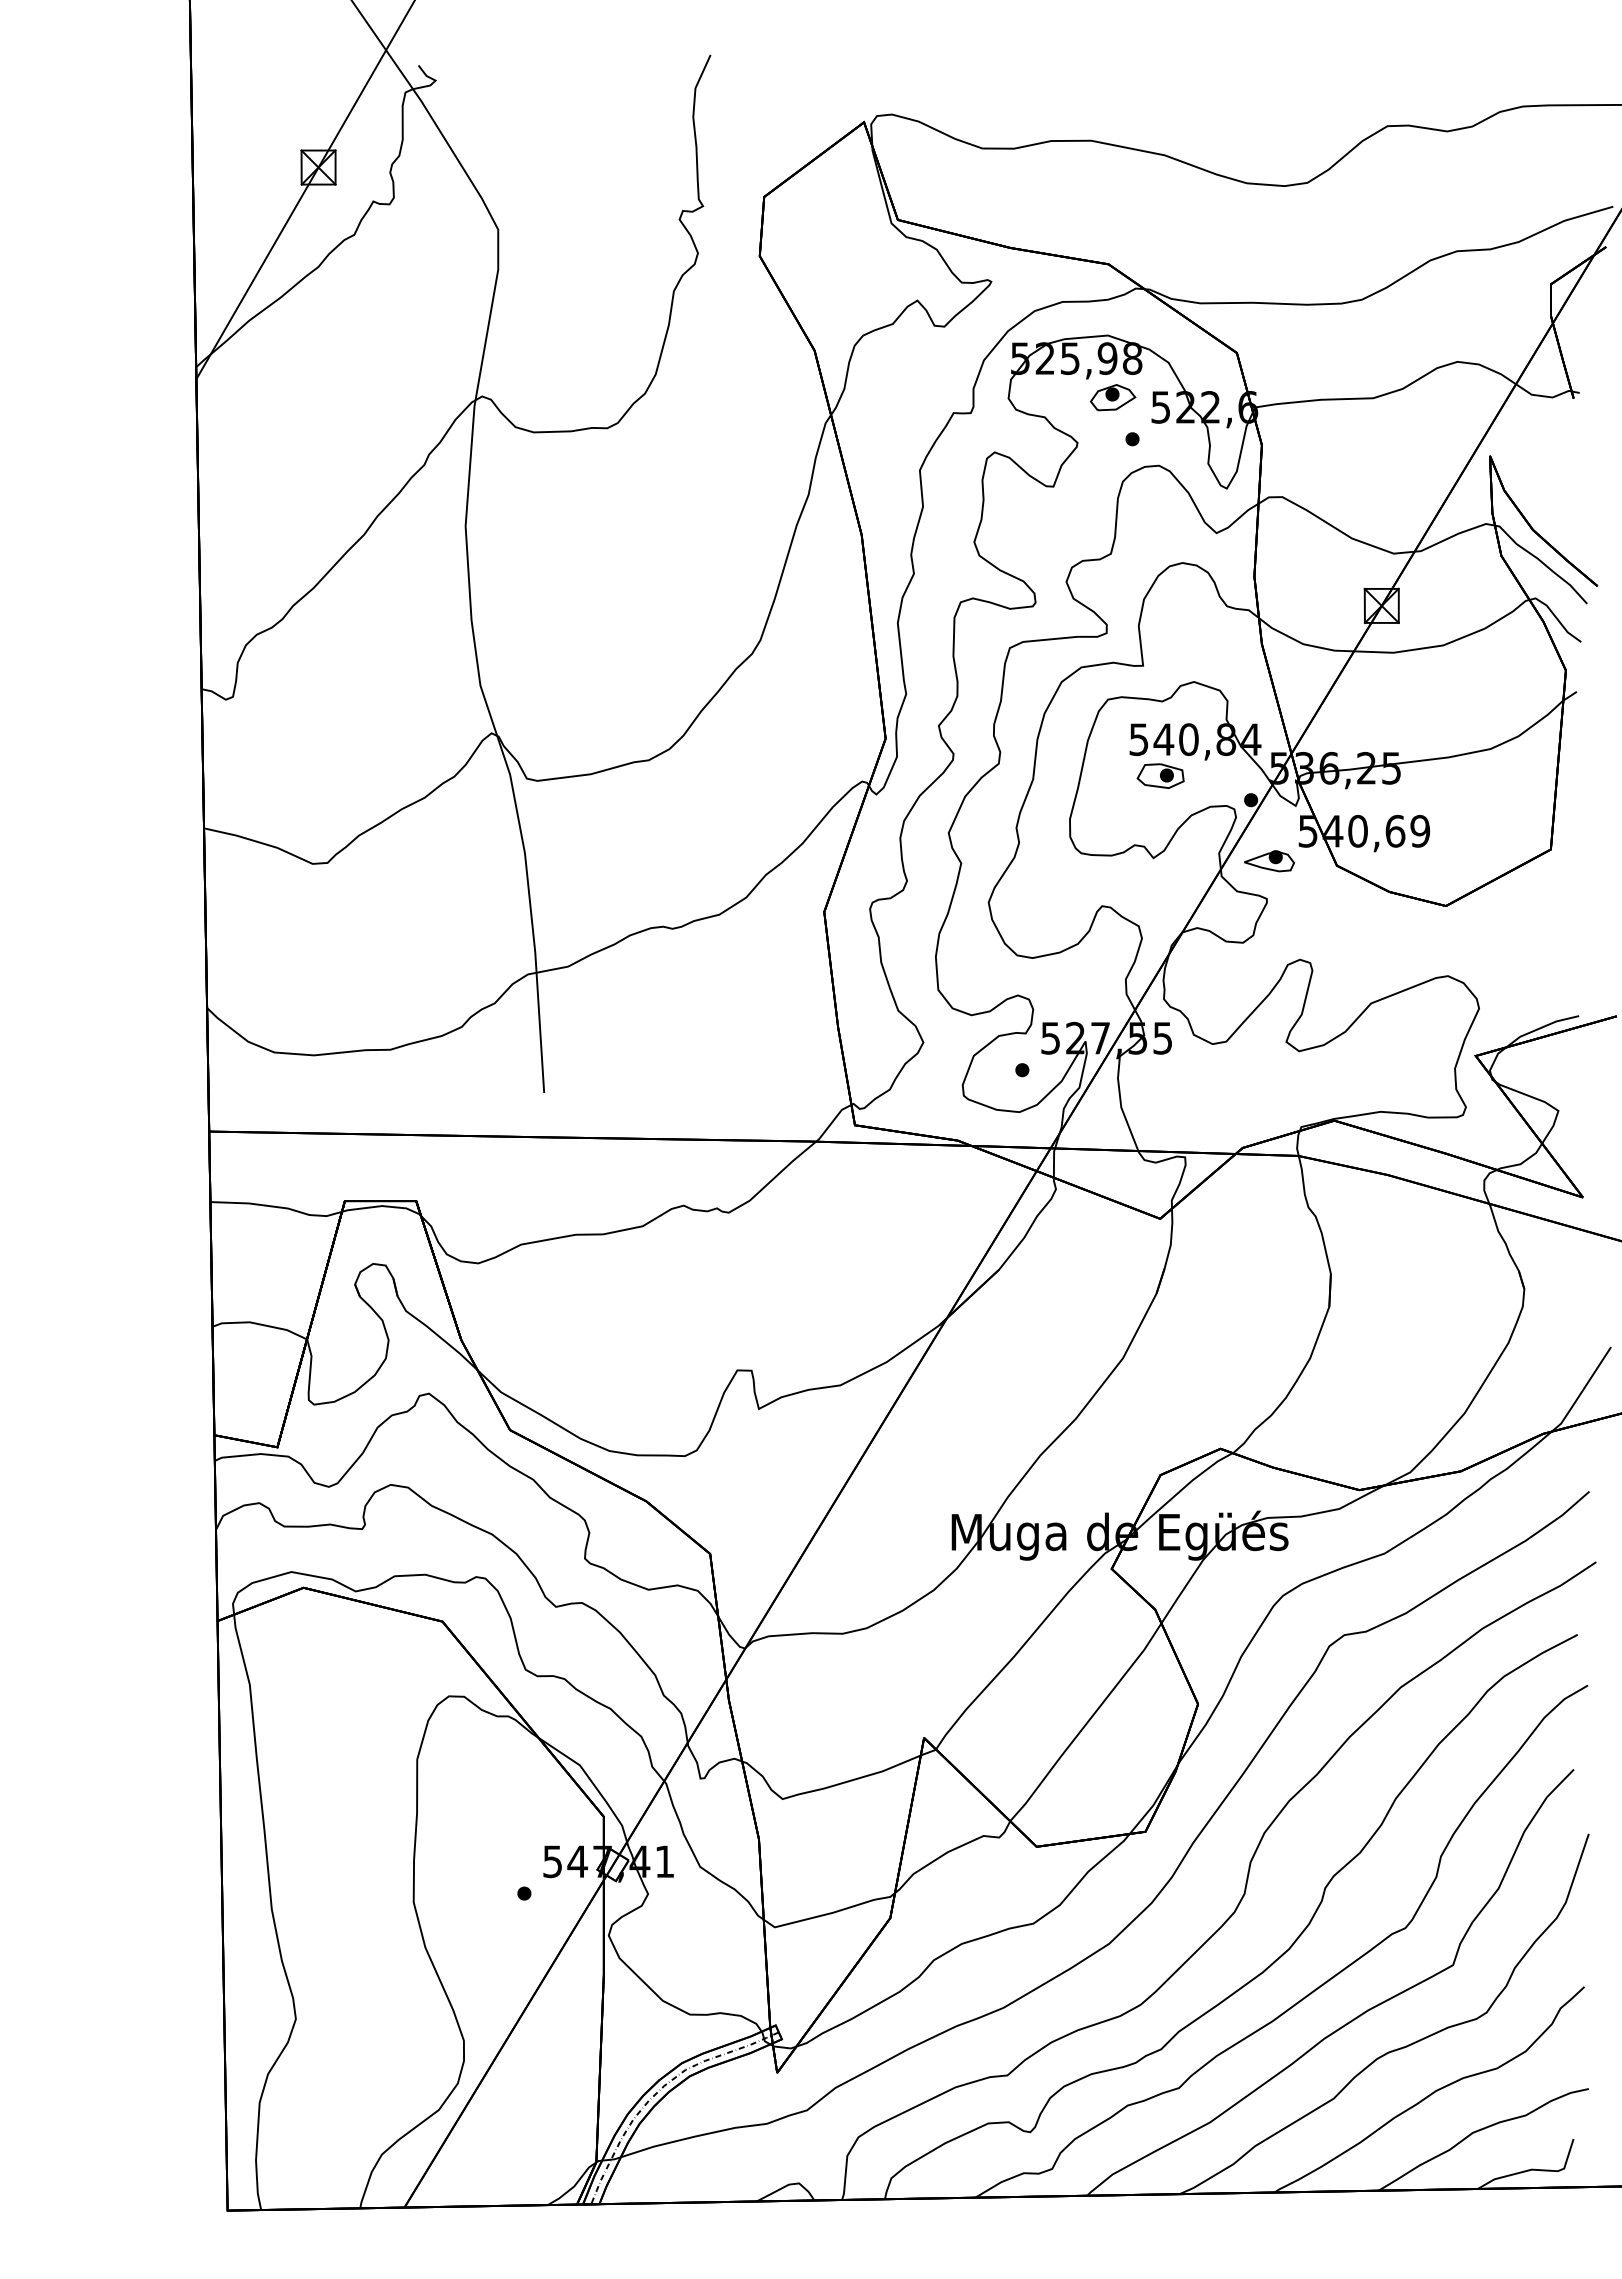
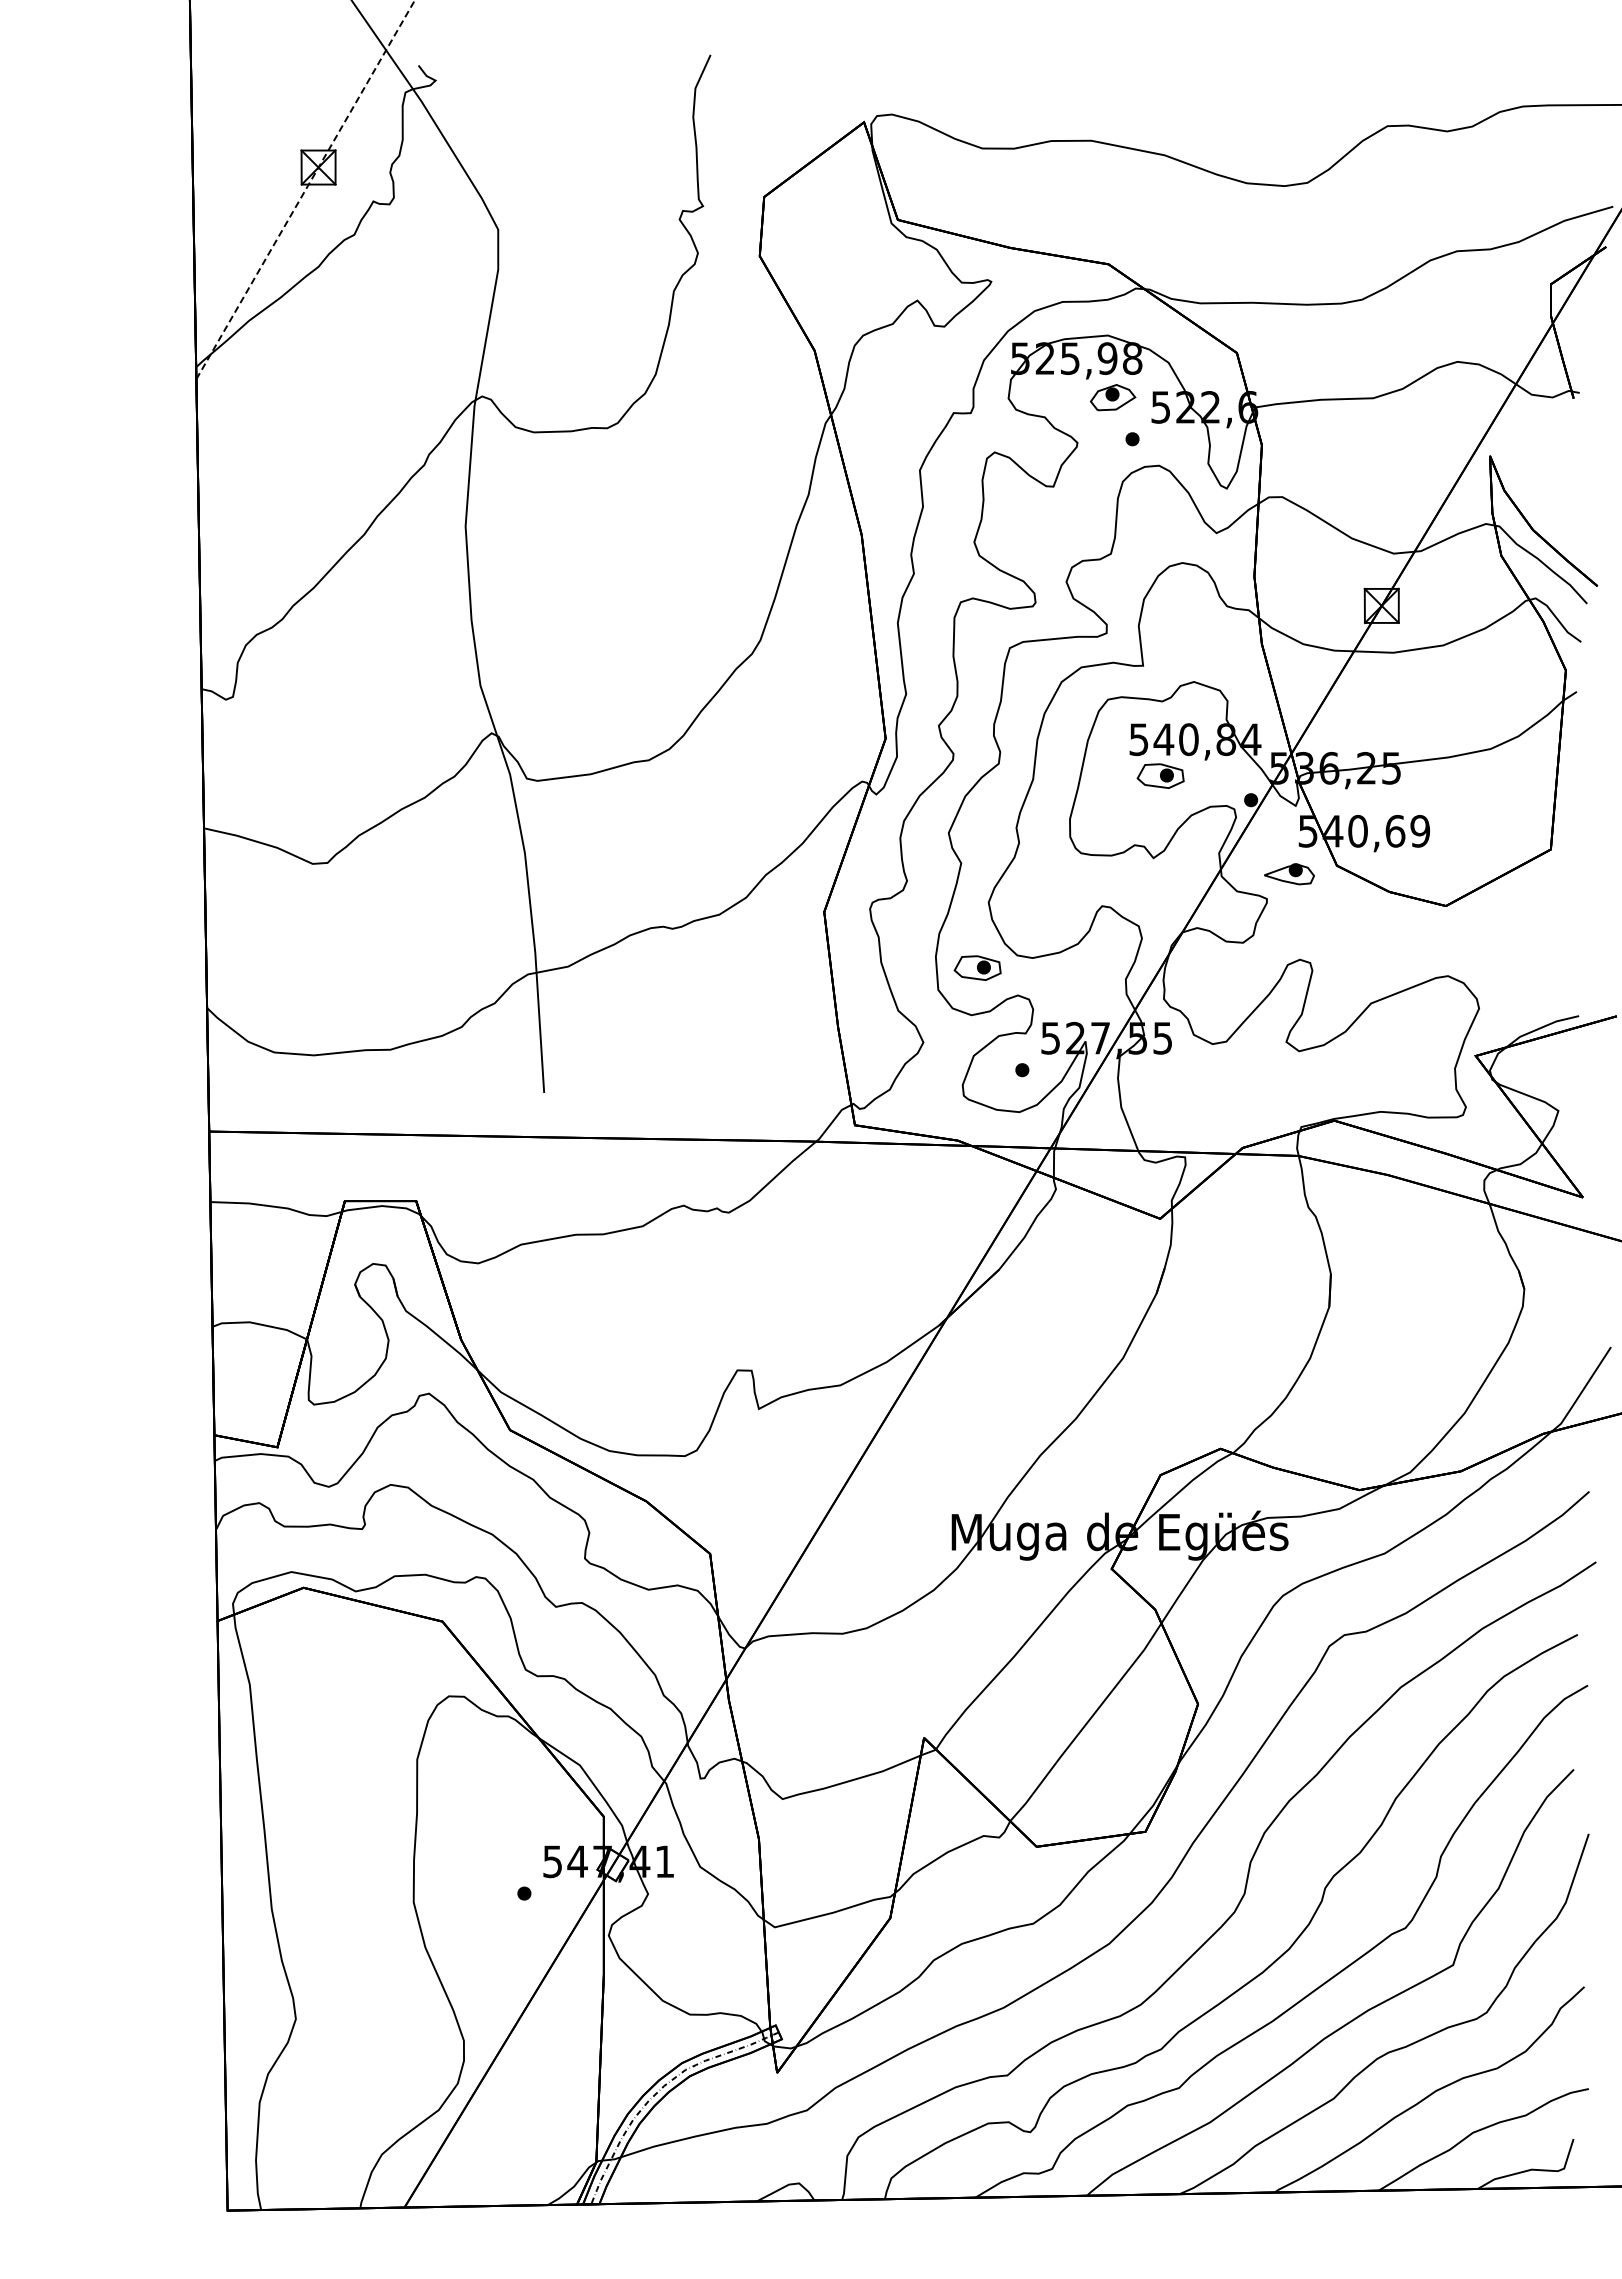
line: solid -> dashed (306, 189)
part position: (1269, 861) -> (1289, 874) (1289, 874)
part: none -> present (977, 967)
